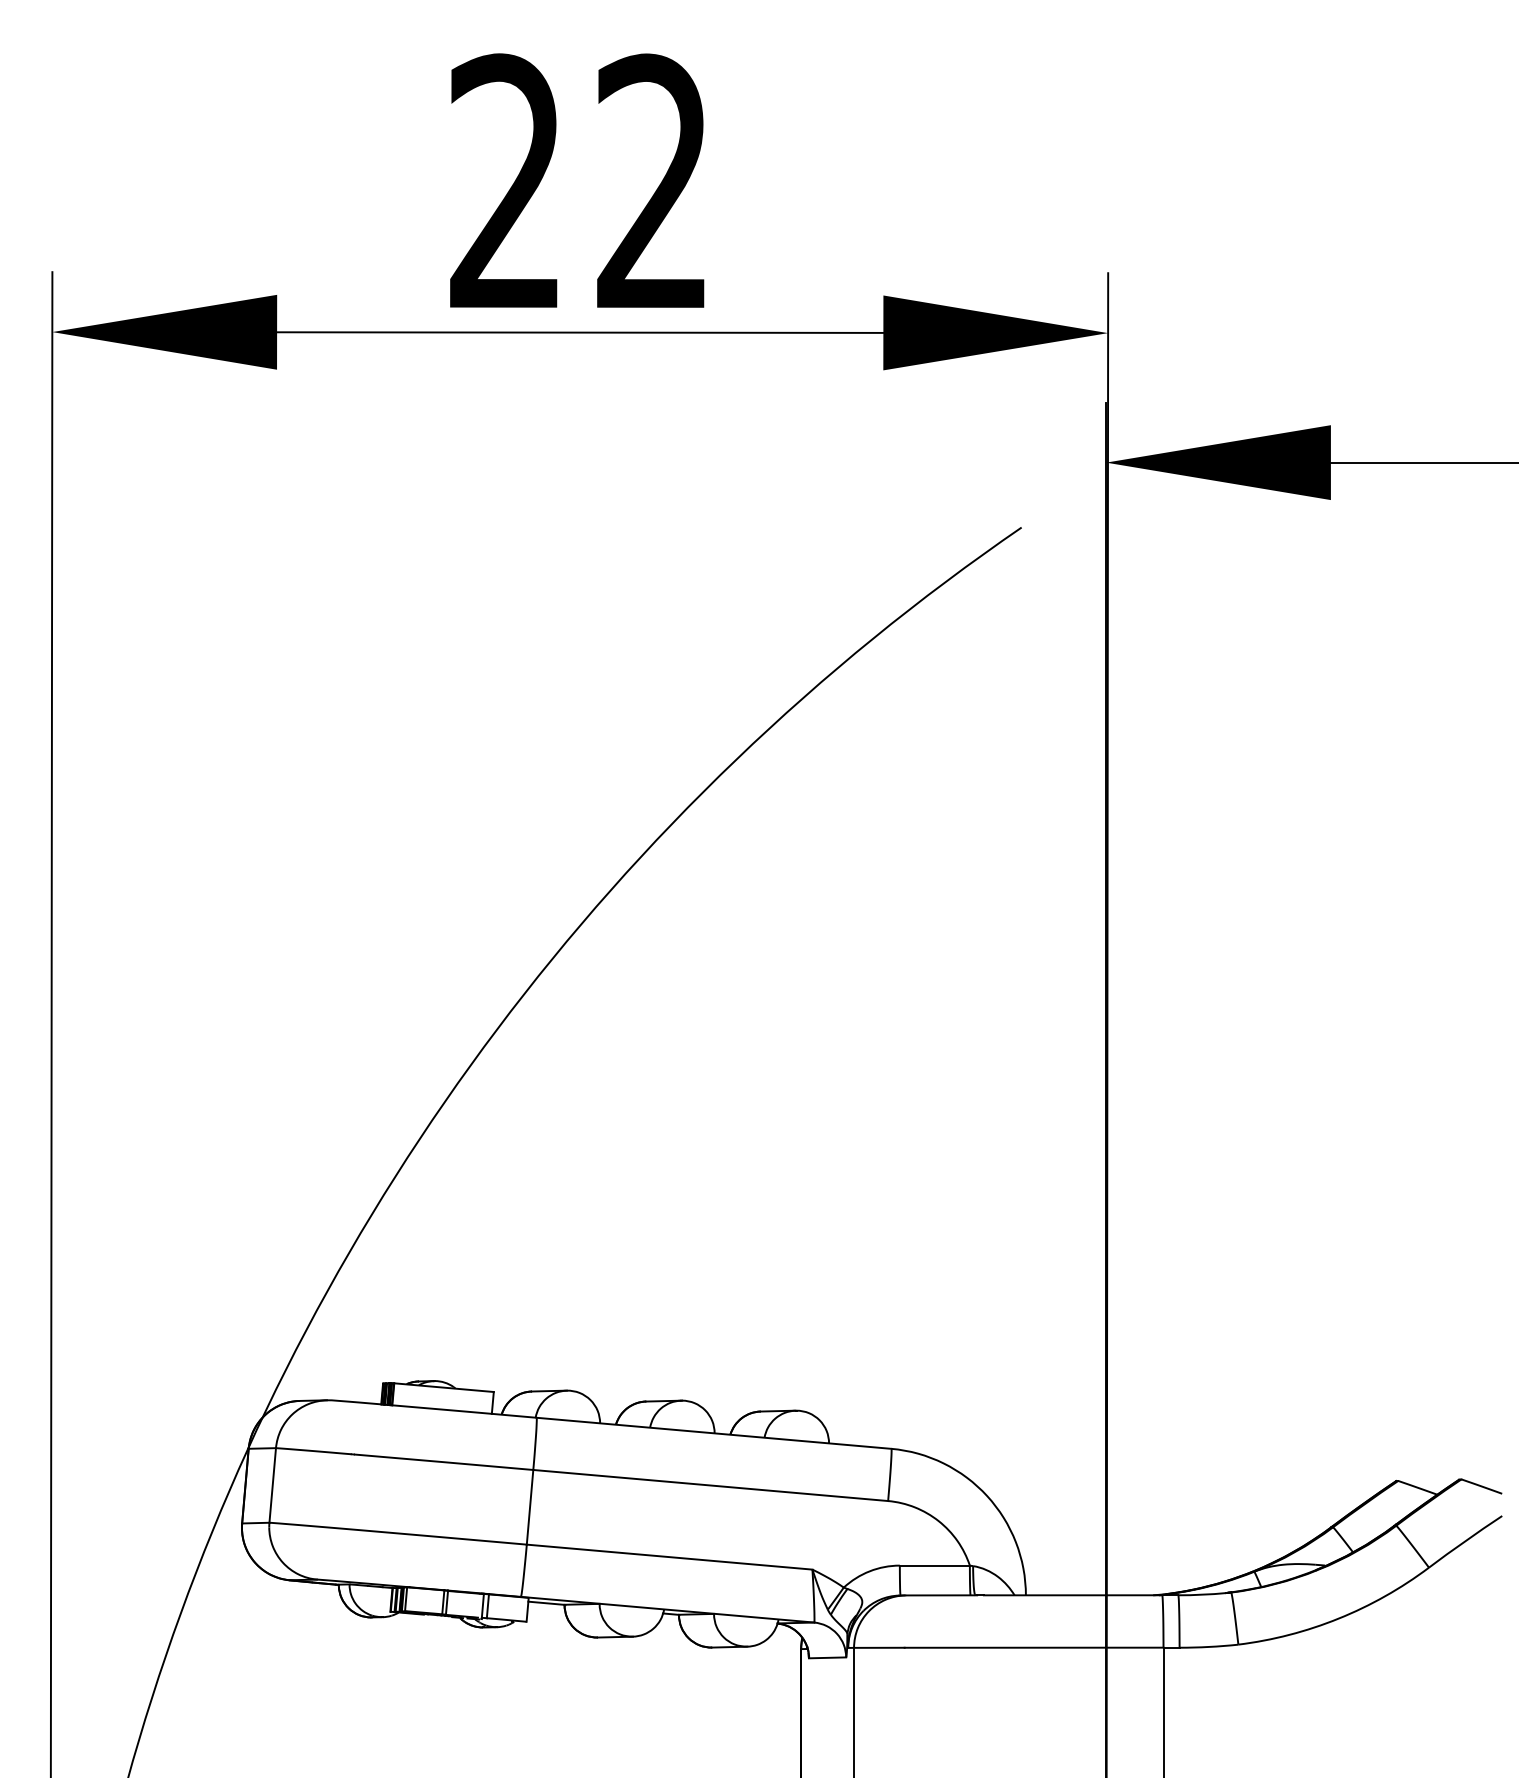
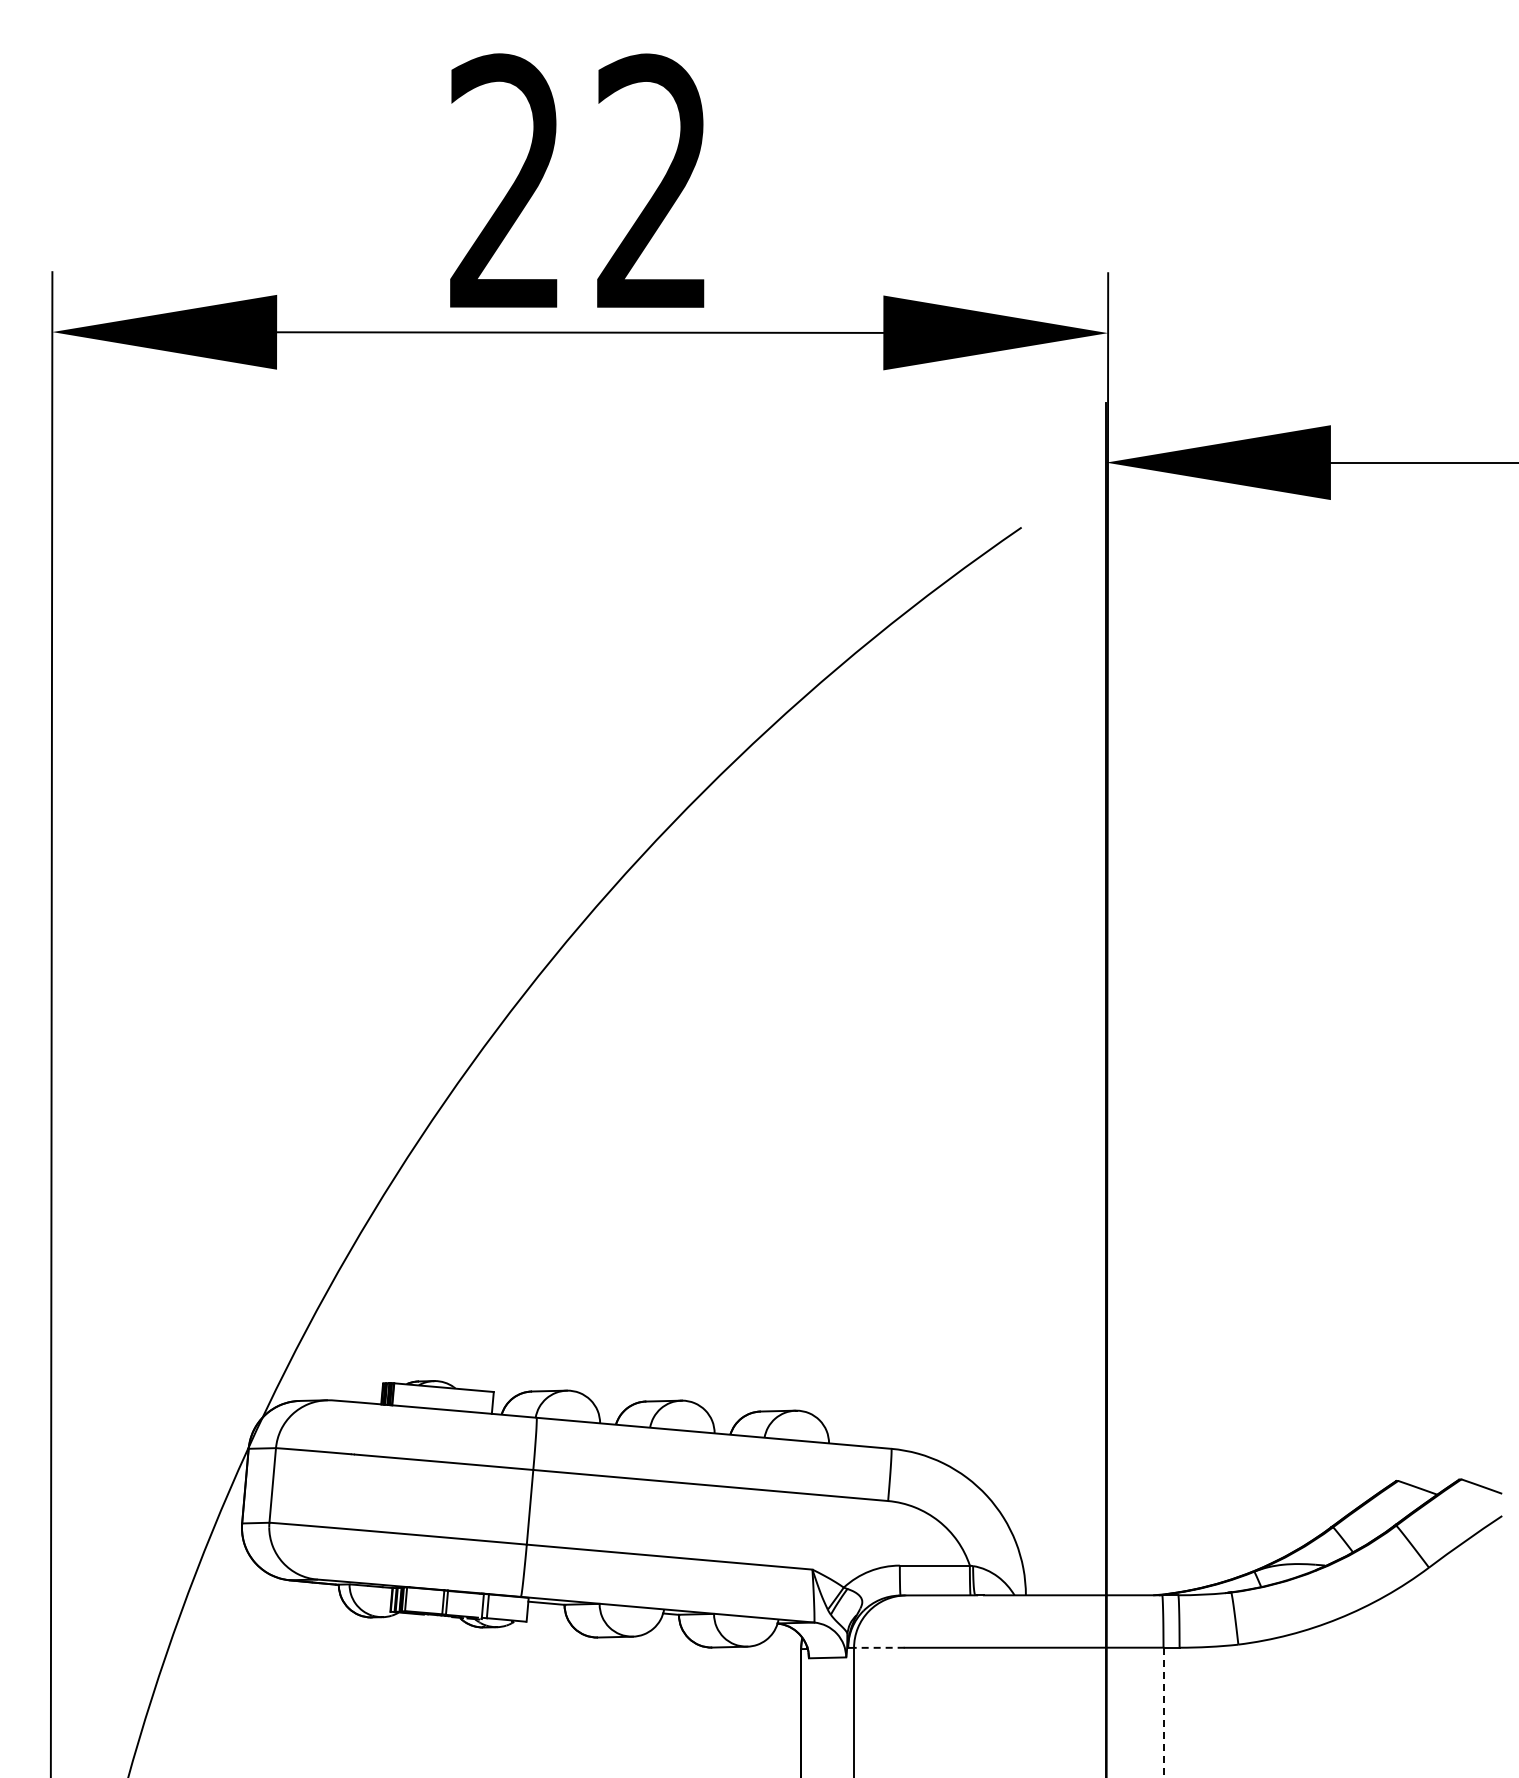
line: solid -> dashed (878, 1647)
line: solid -> dashed (1163, 1712)
